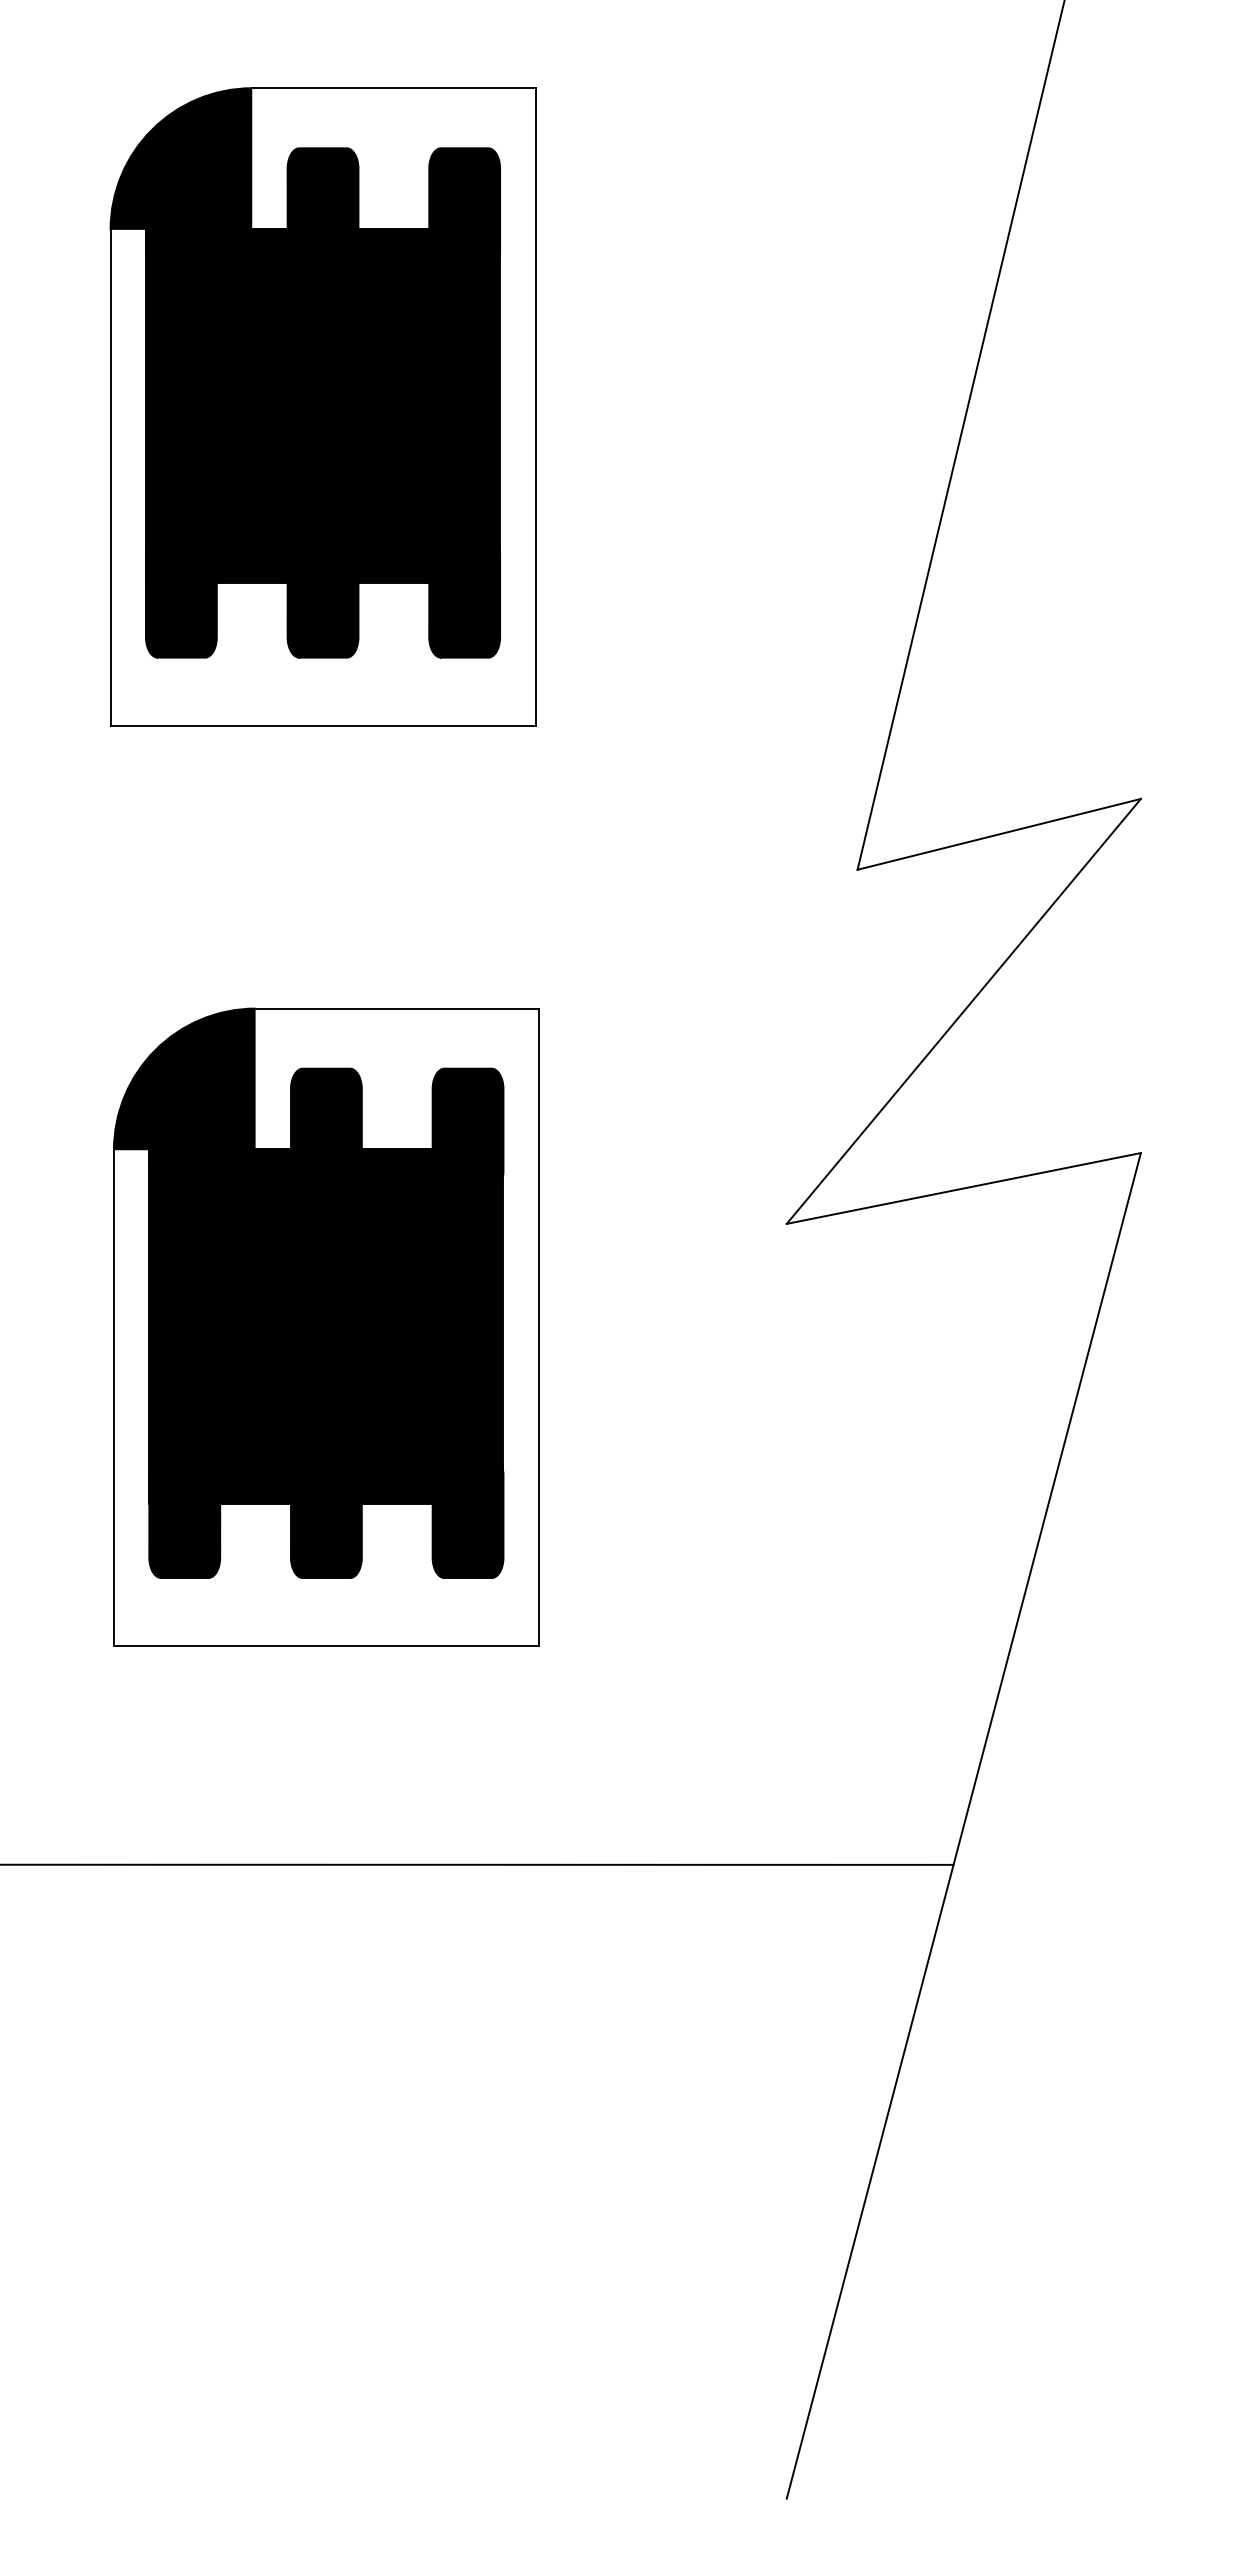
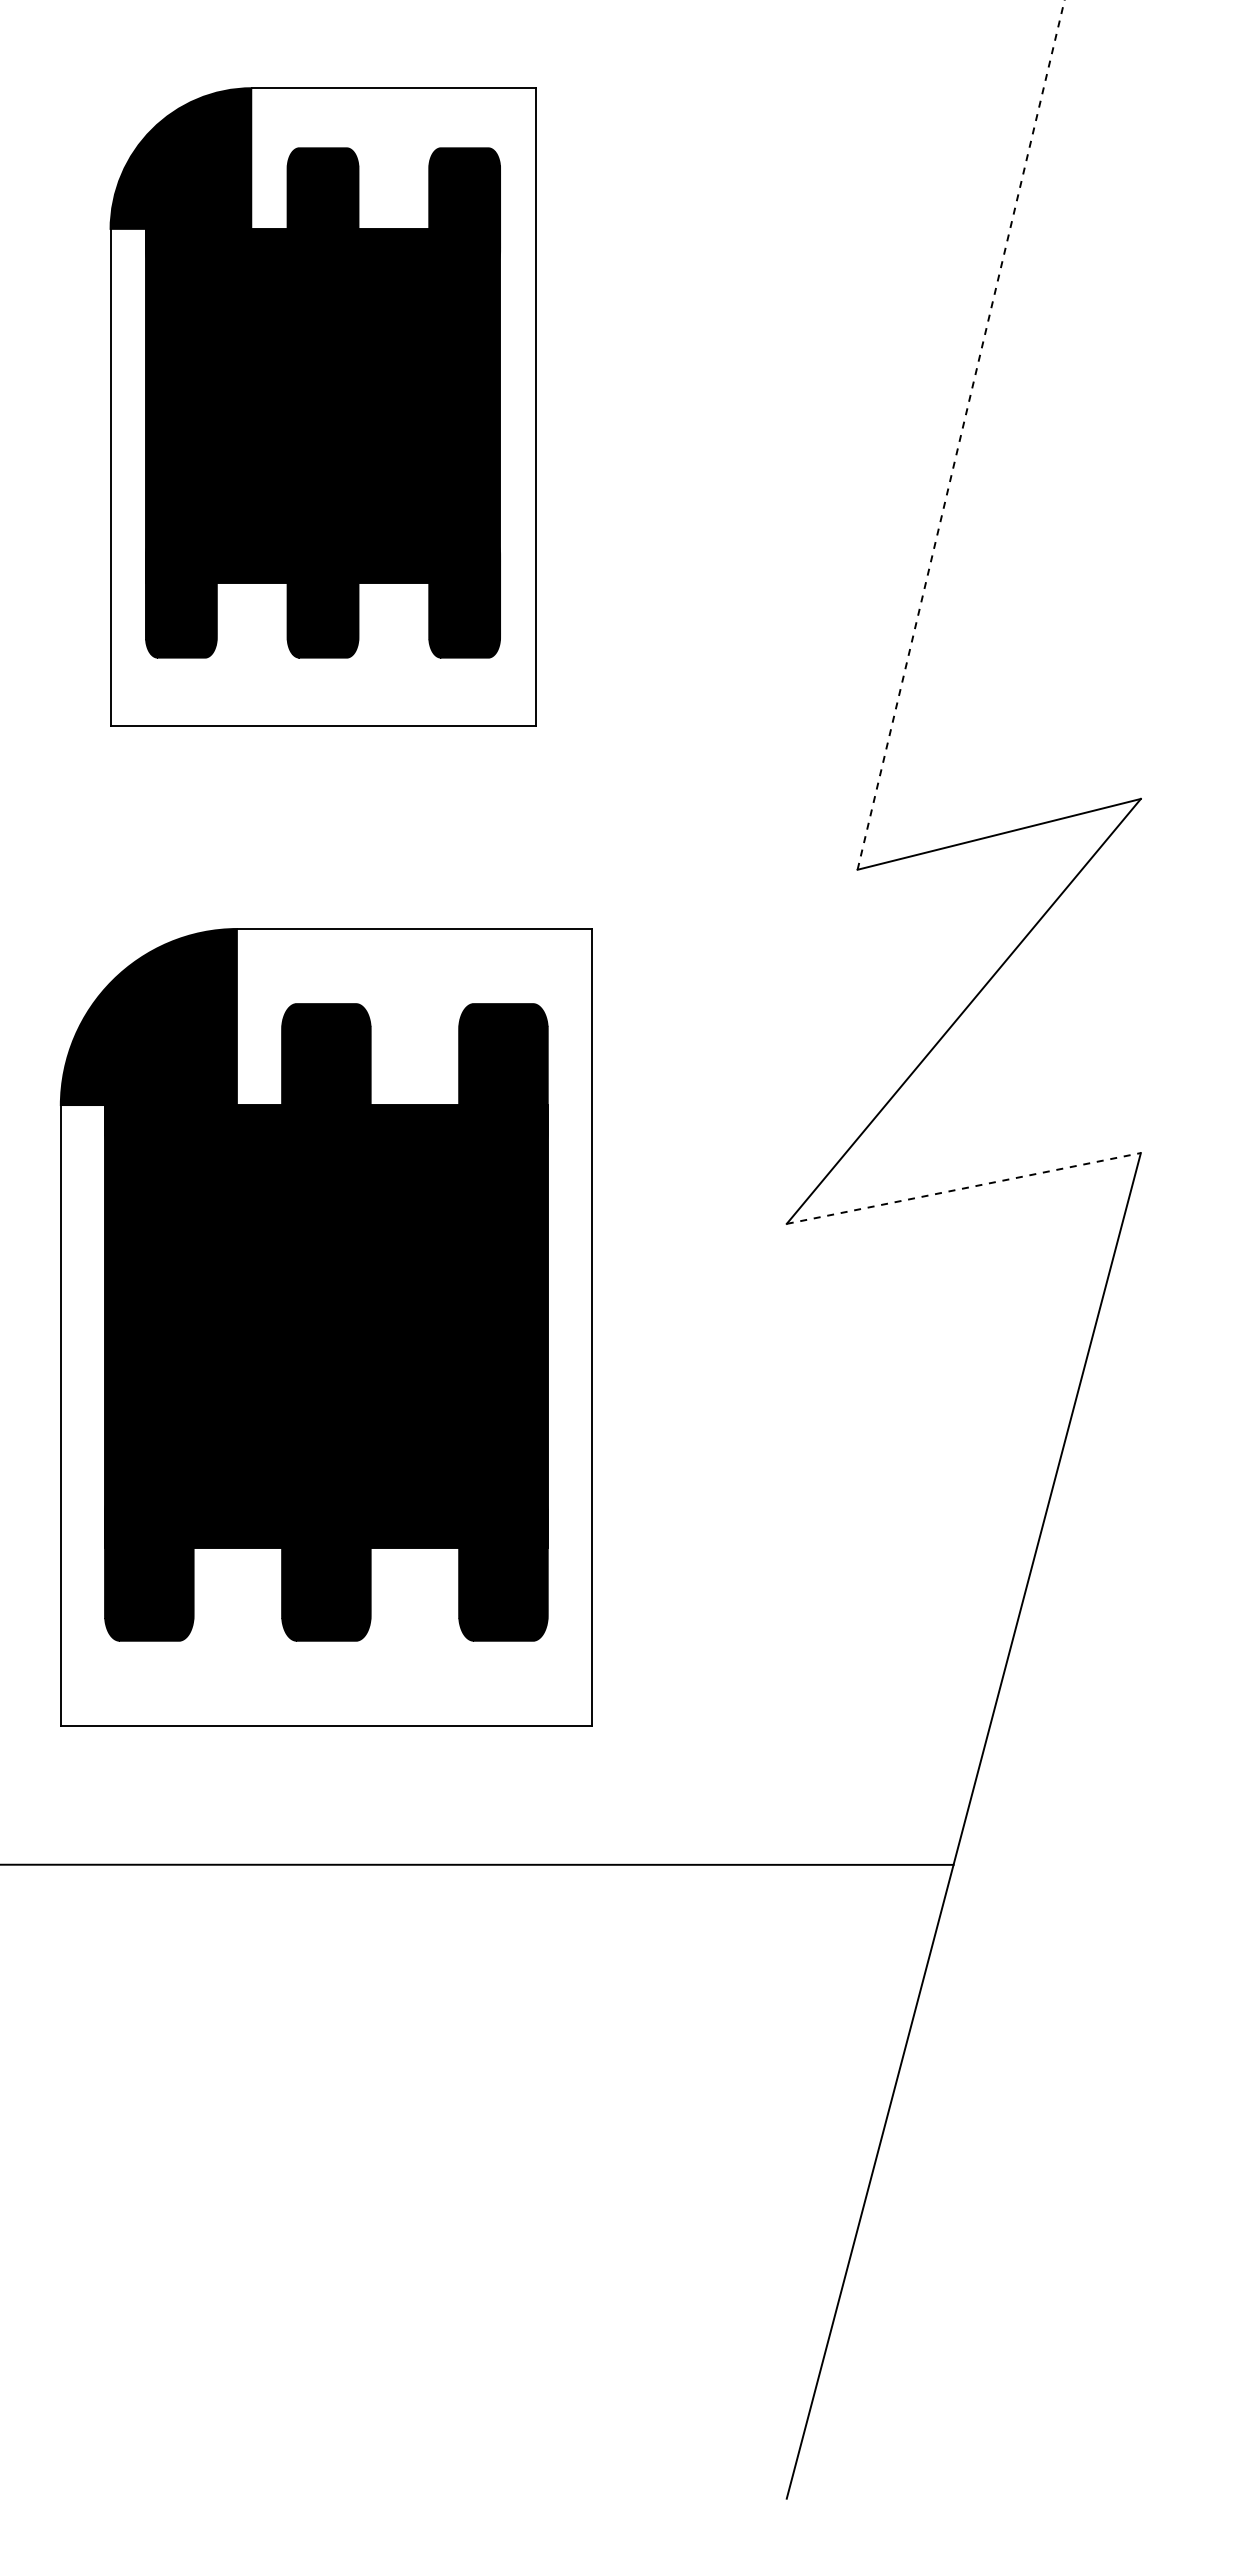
line: solid -> dashed (961, 434)
line: solid -> dashed (963, 1188)
part size: 427x640 px -> 534x799 px (325, 1327)
